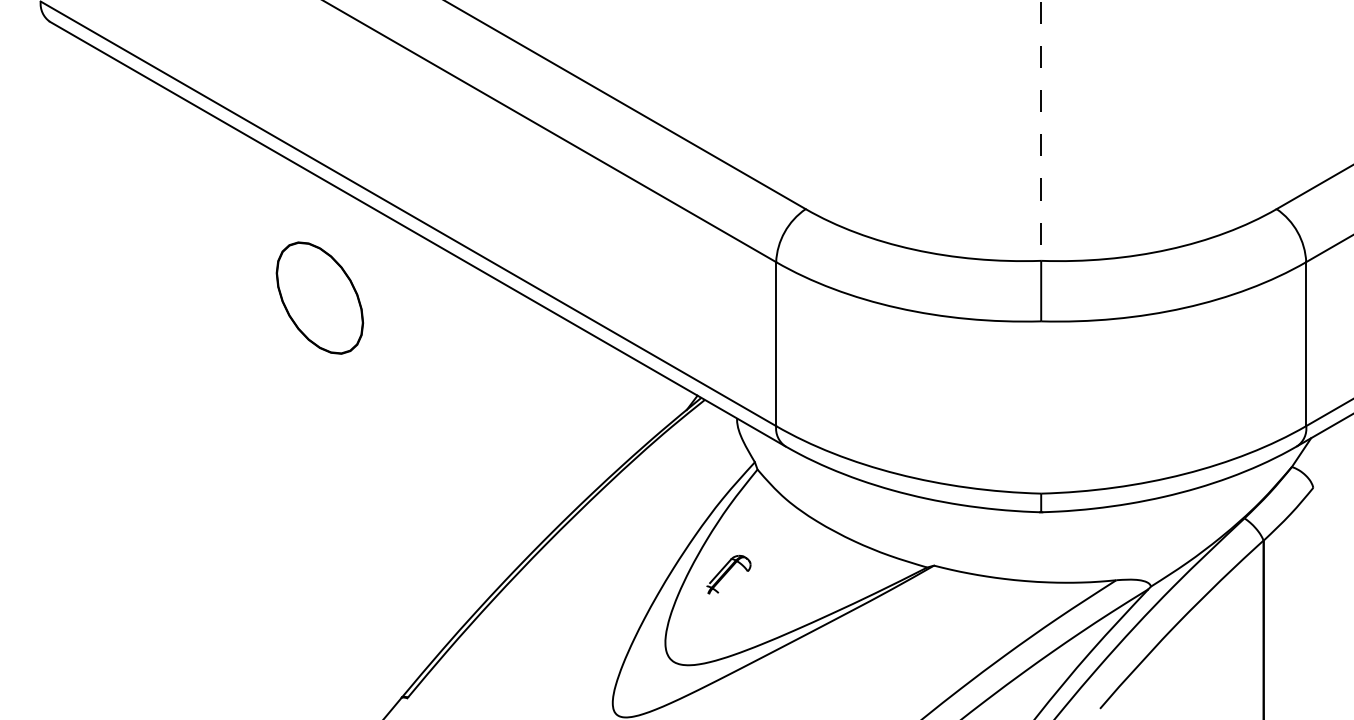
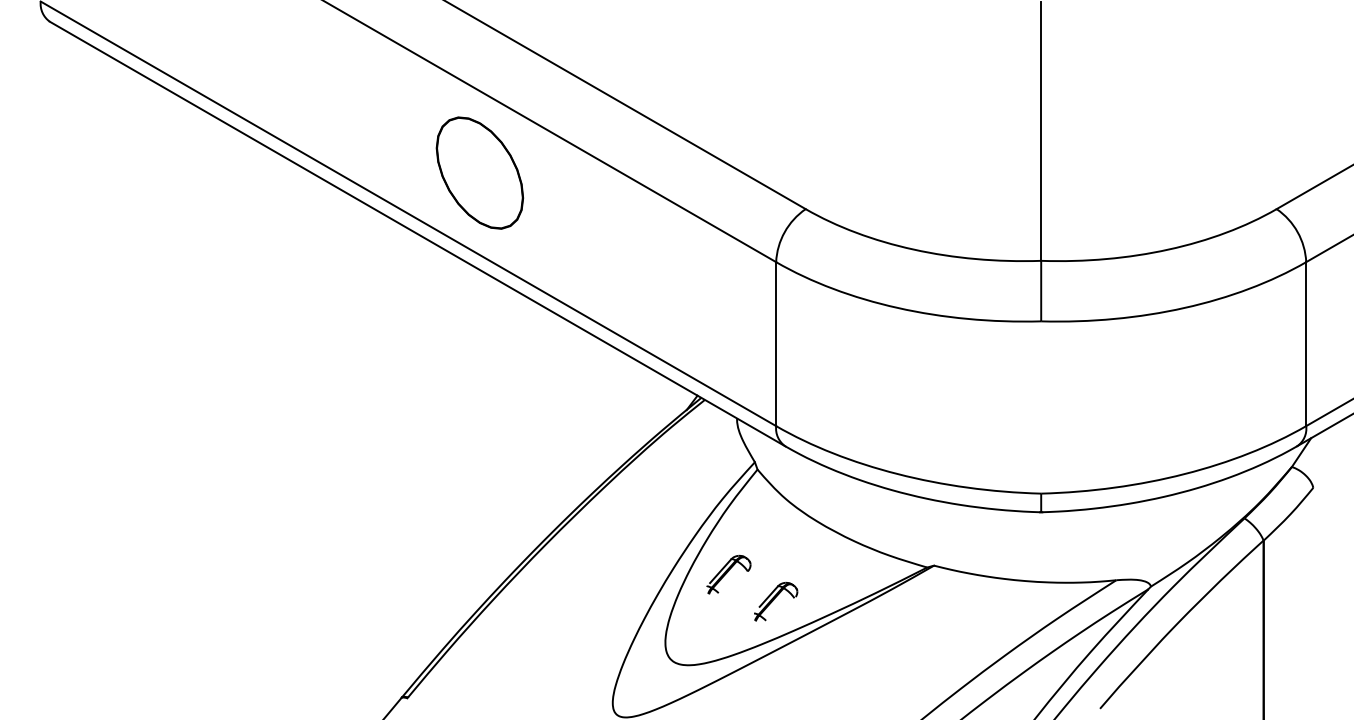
line: dashed -> solid (1041, 131)
part position: (319, 297) -> (479, 172) (479, 172)
part: none -> present (776, 601)
